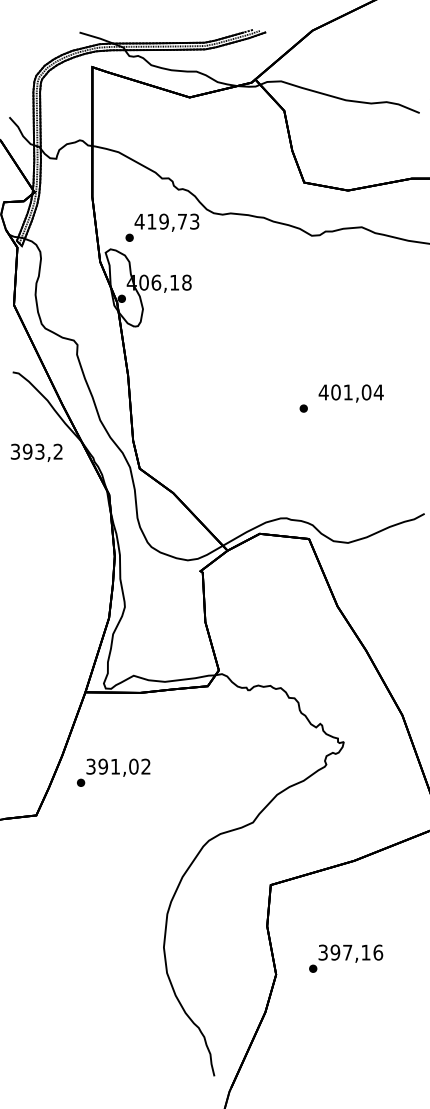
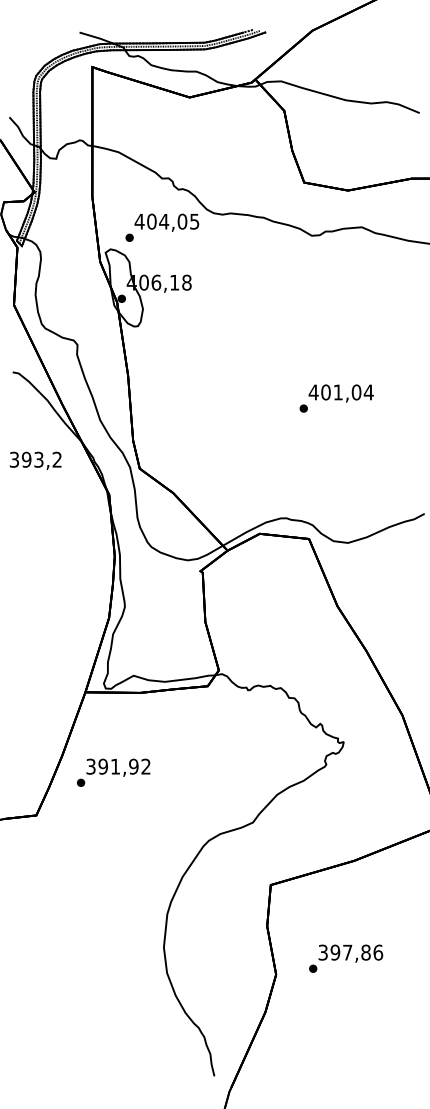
text: 419,73 -> 404,05 (173, 221)
text position: (350, 393) -> (340, 393) (340, 393)
text position: (36, 452) -> (35, 460) (35, 460)
text: 391,02 -> 391,92 (133, 766)
text: 397,16 -> 397,86 (365, 952)
